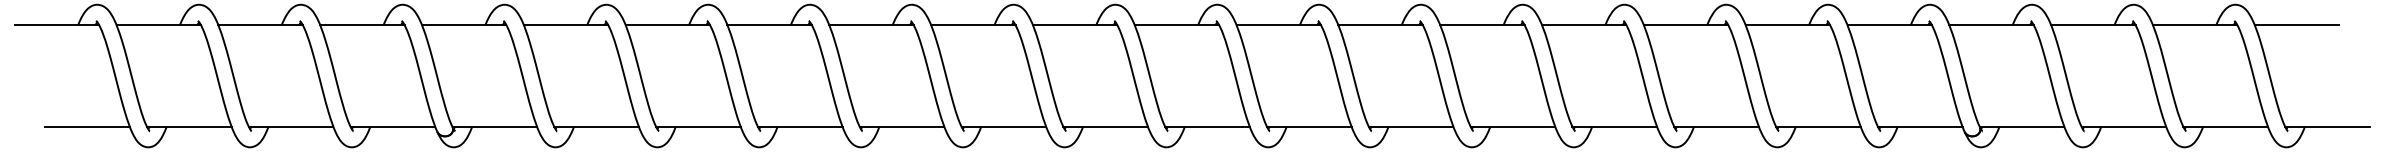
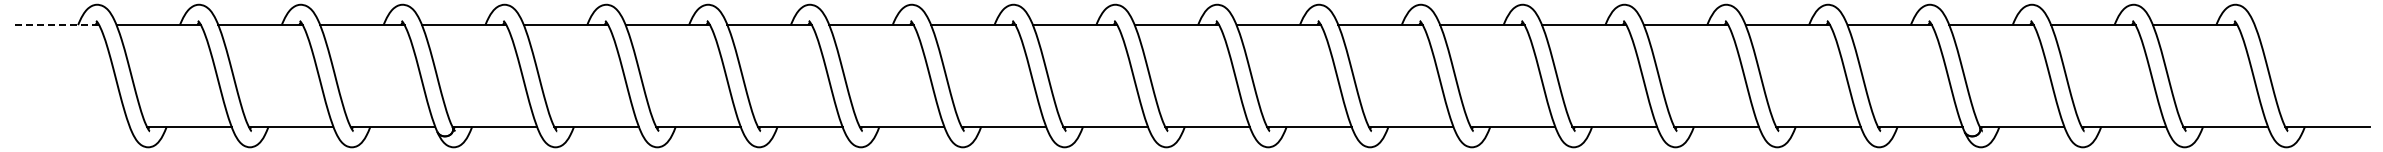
line: solid -> dashed (56, 25)
line: present -> none (2296, 25)
line: present -> none (87, 126)
